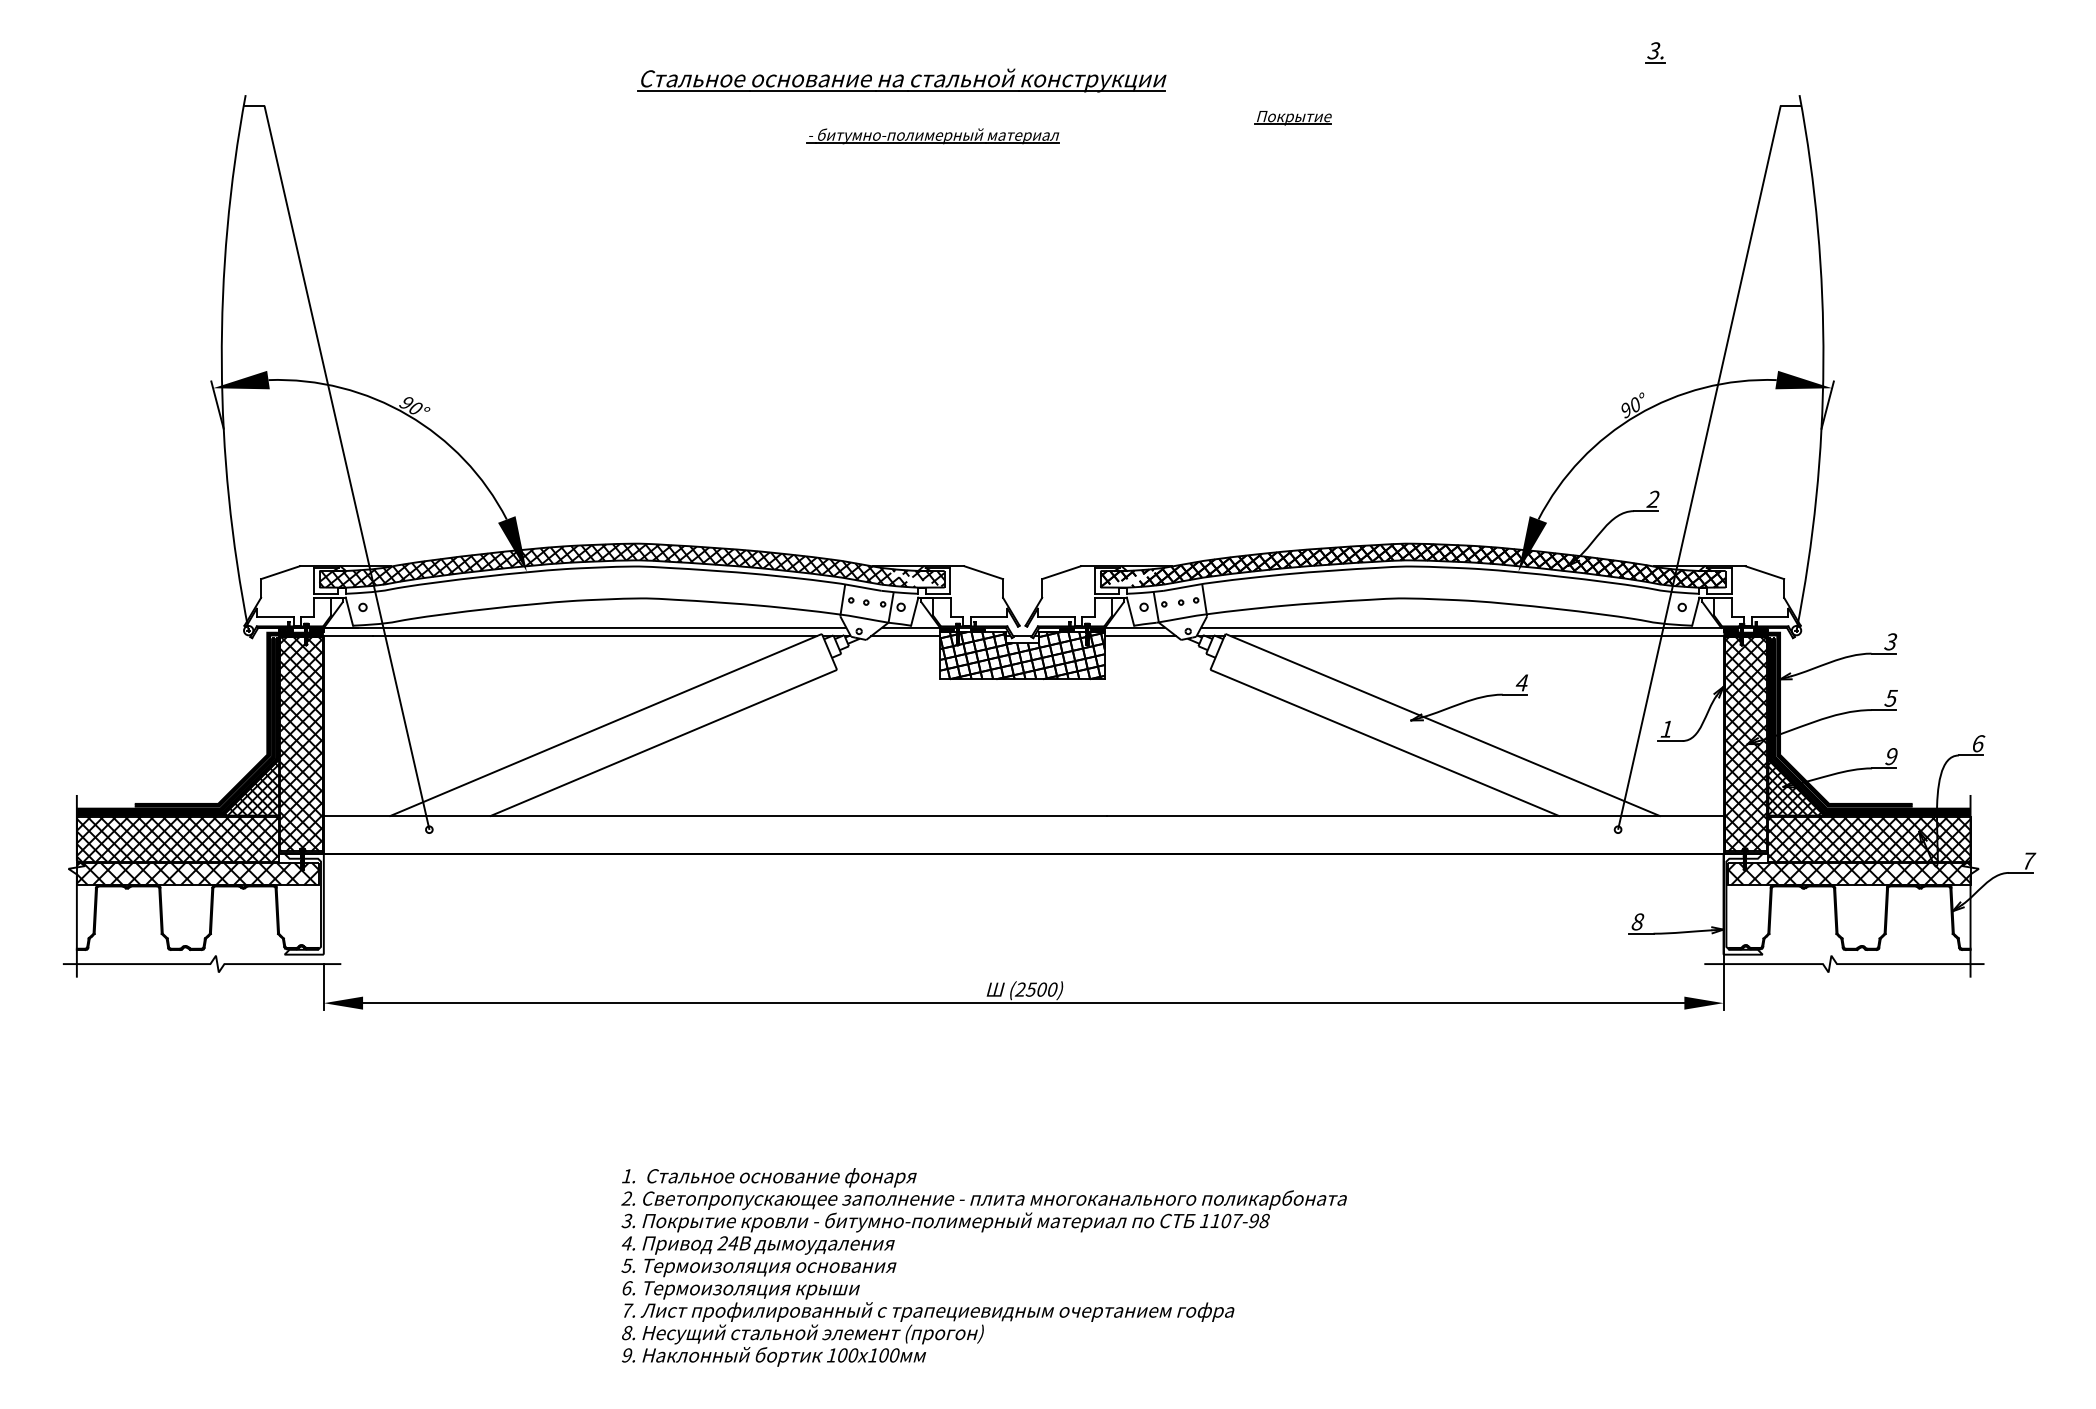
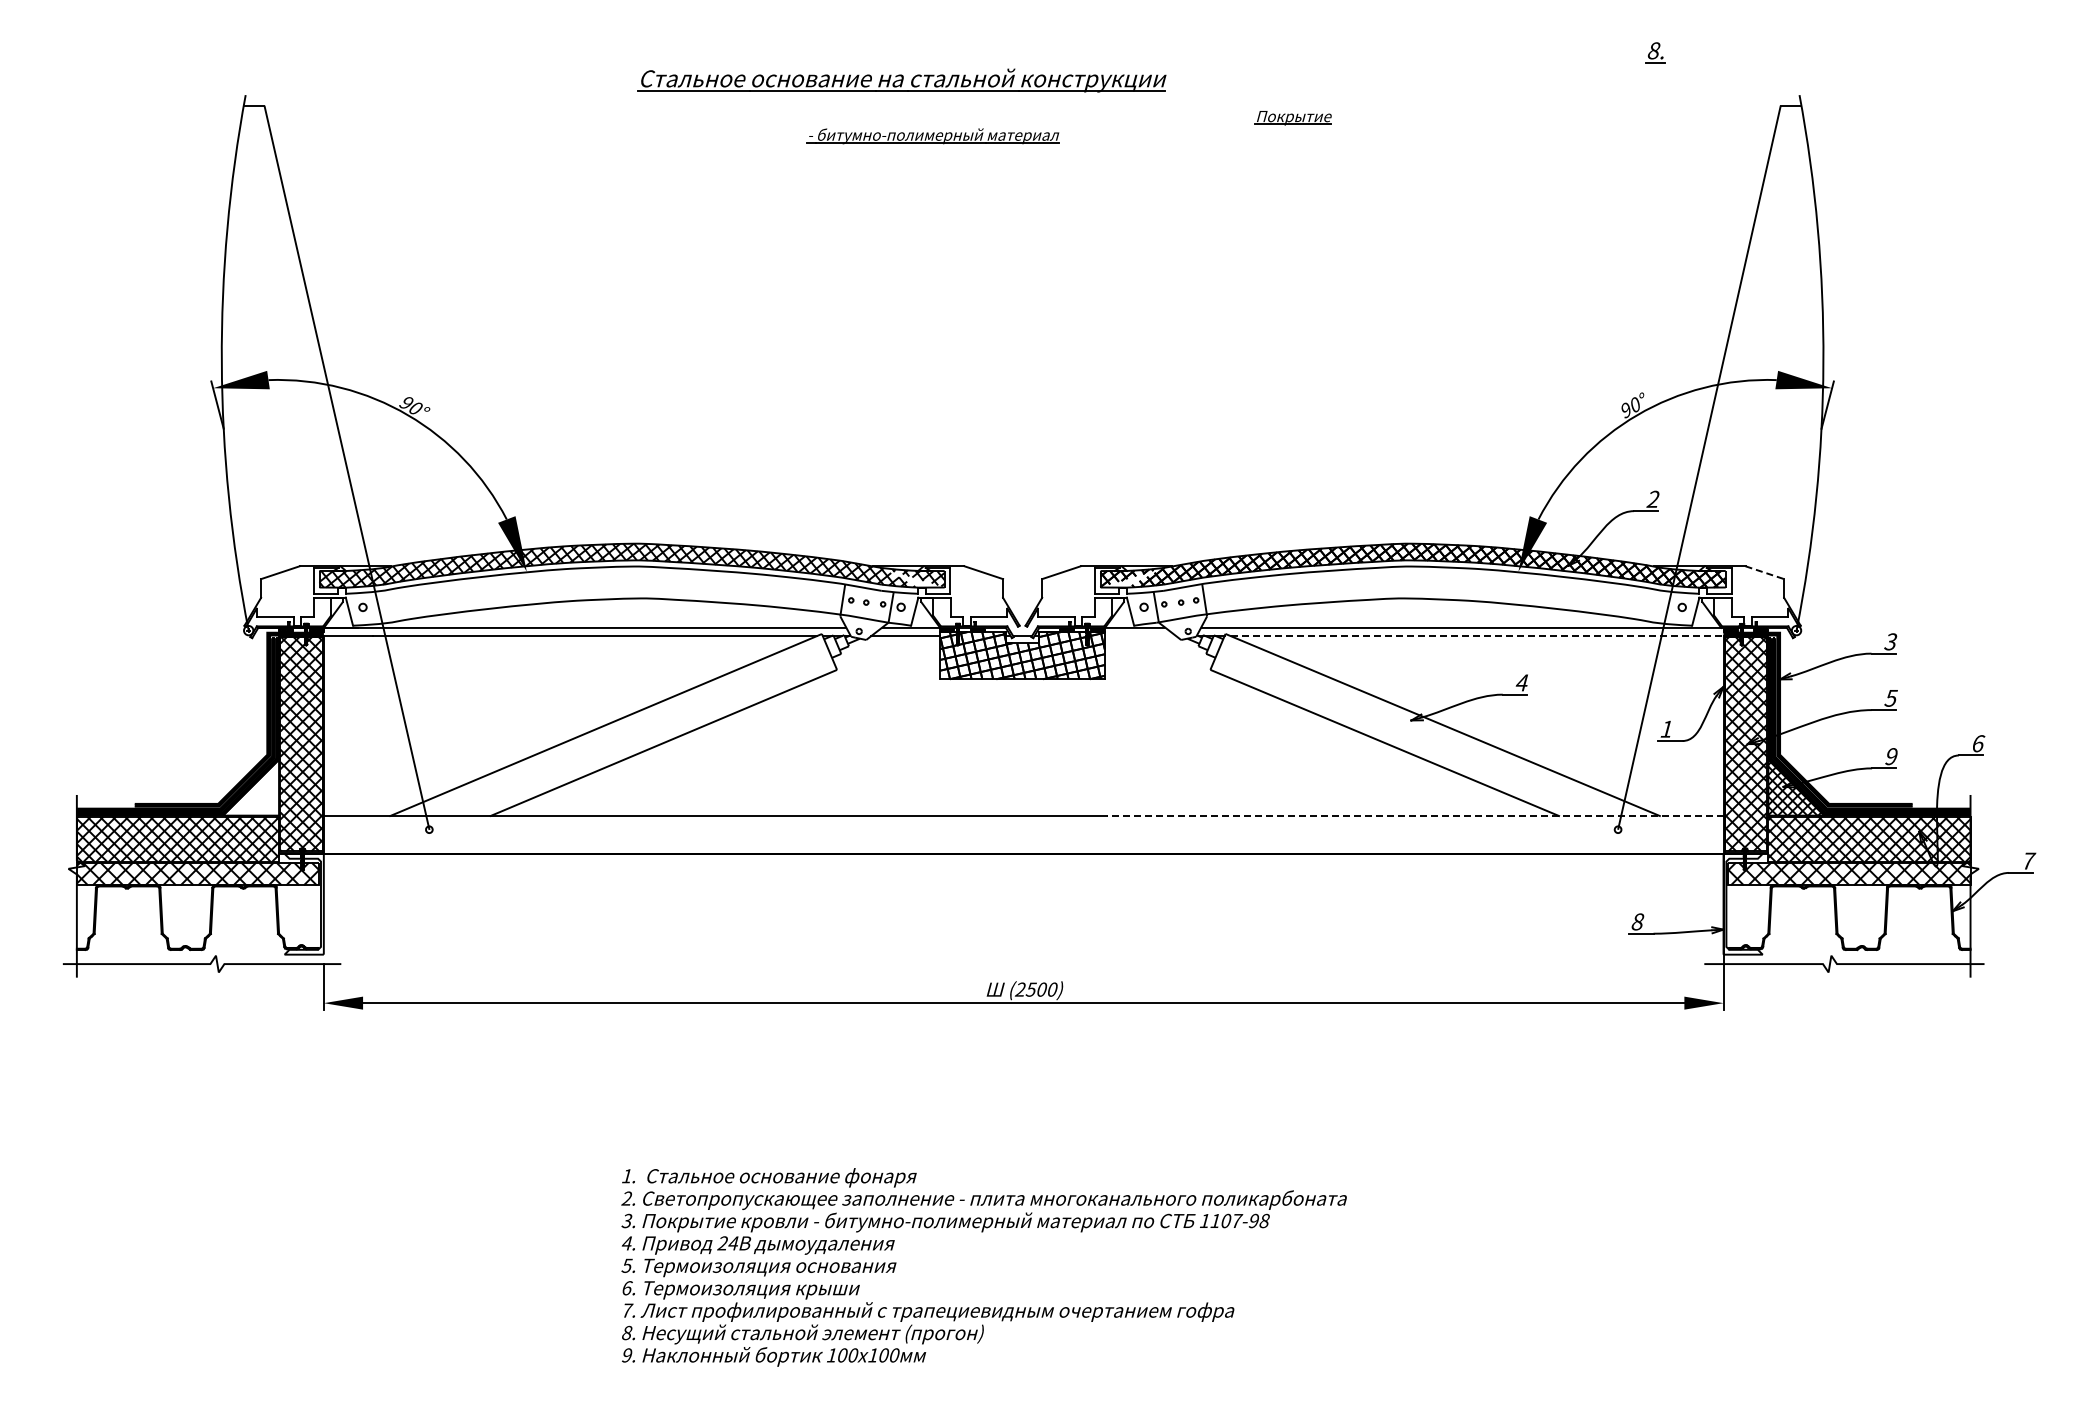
text: 3. -> 8. (1653, 50)
line: solid -> dashed (1765, 572)
line: present -> none (1140, 636)
line: solid -> dashed (1477, 636)
hatch: present -> none (252, 789)
line: solid -> dashed (1414, 816)
